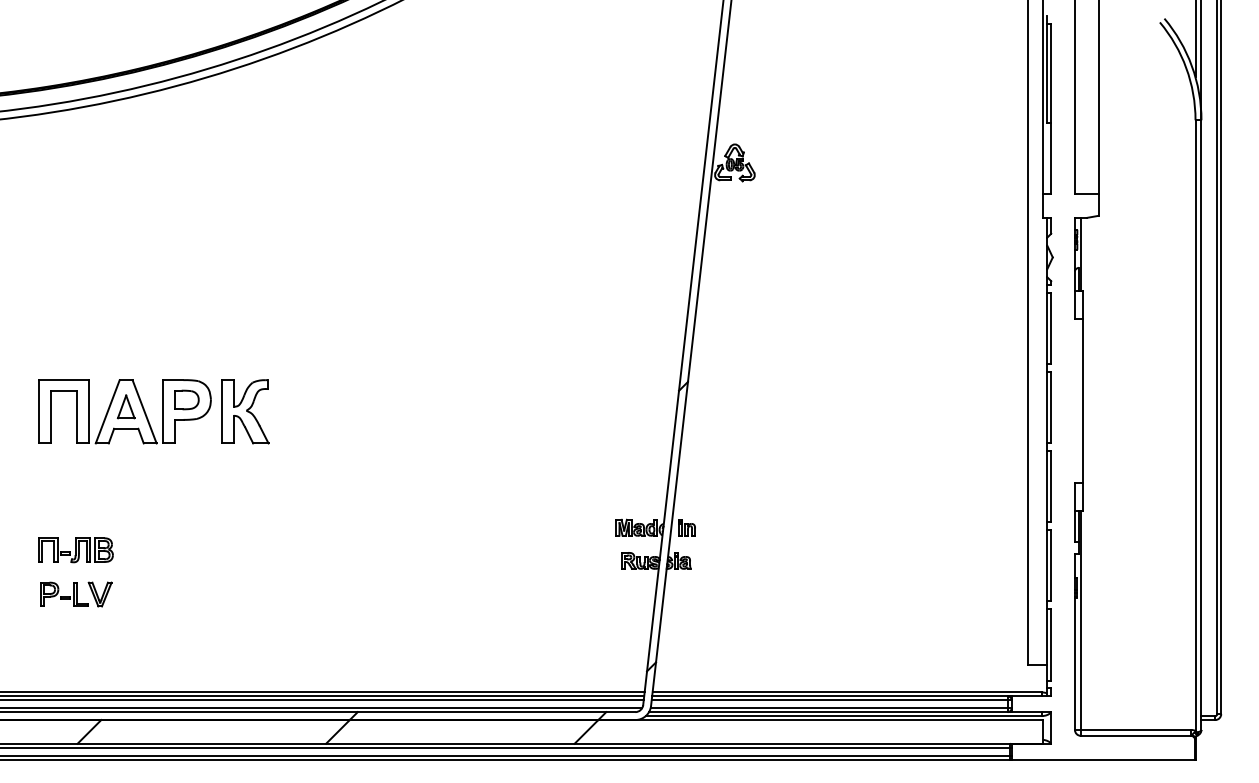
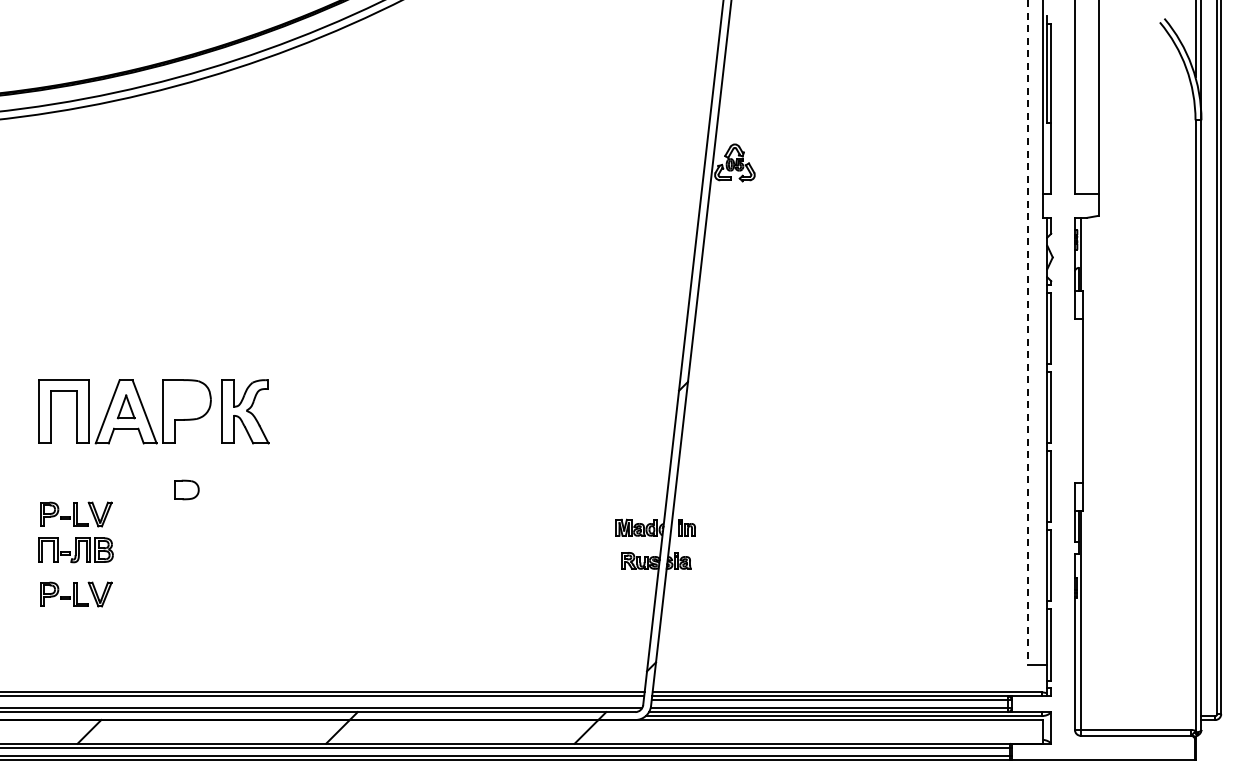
line: solid -> dashed (1027, 332)
part position: (186, 399) -> (186, 489) (186, 489)
part: none -> present (76, 514)
line: present -> none (322, 700)
